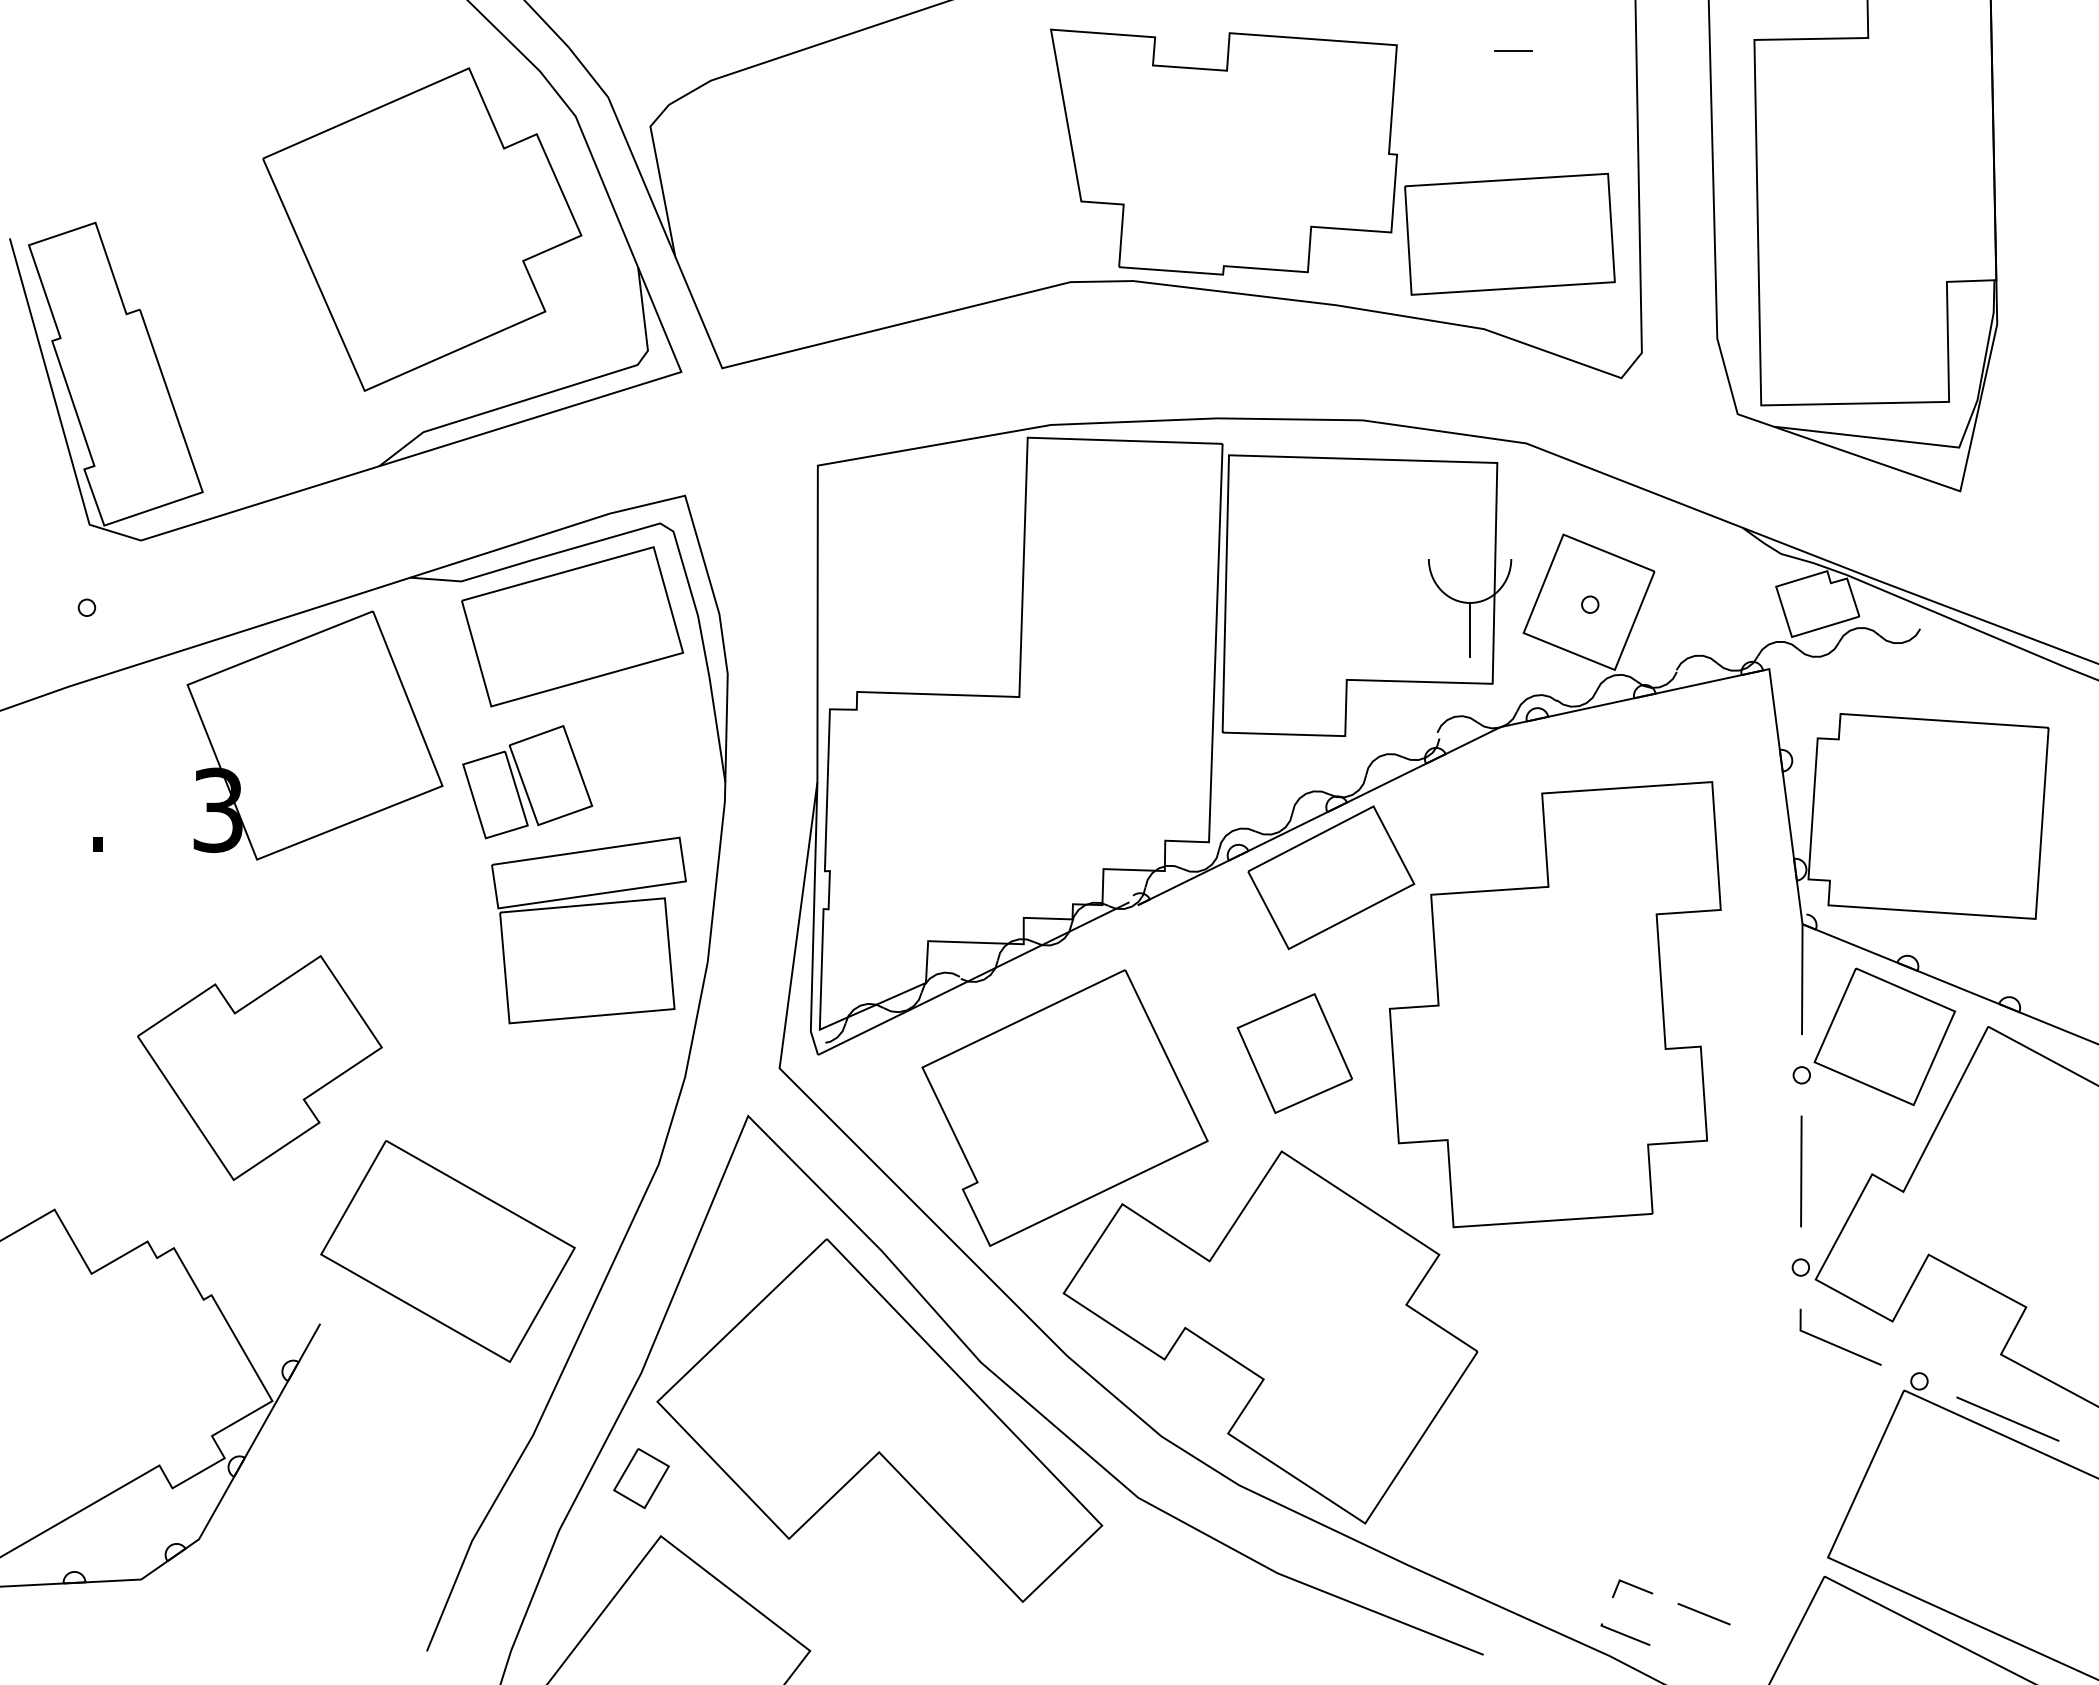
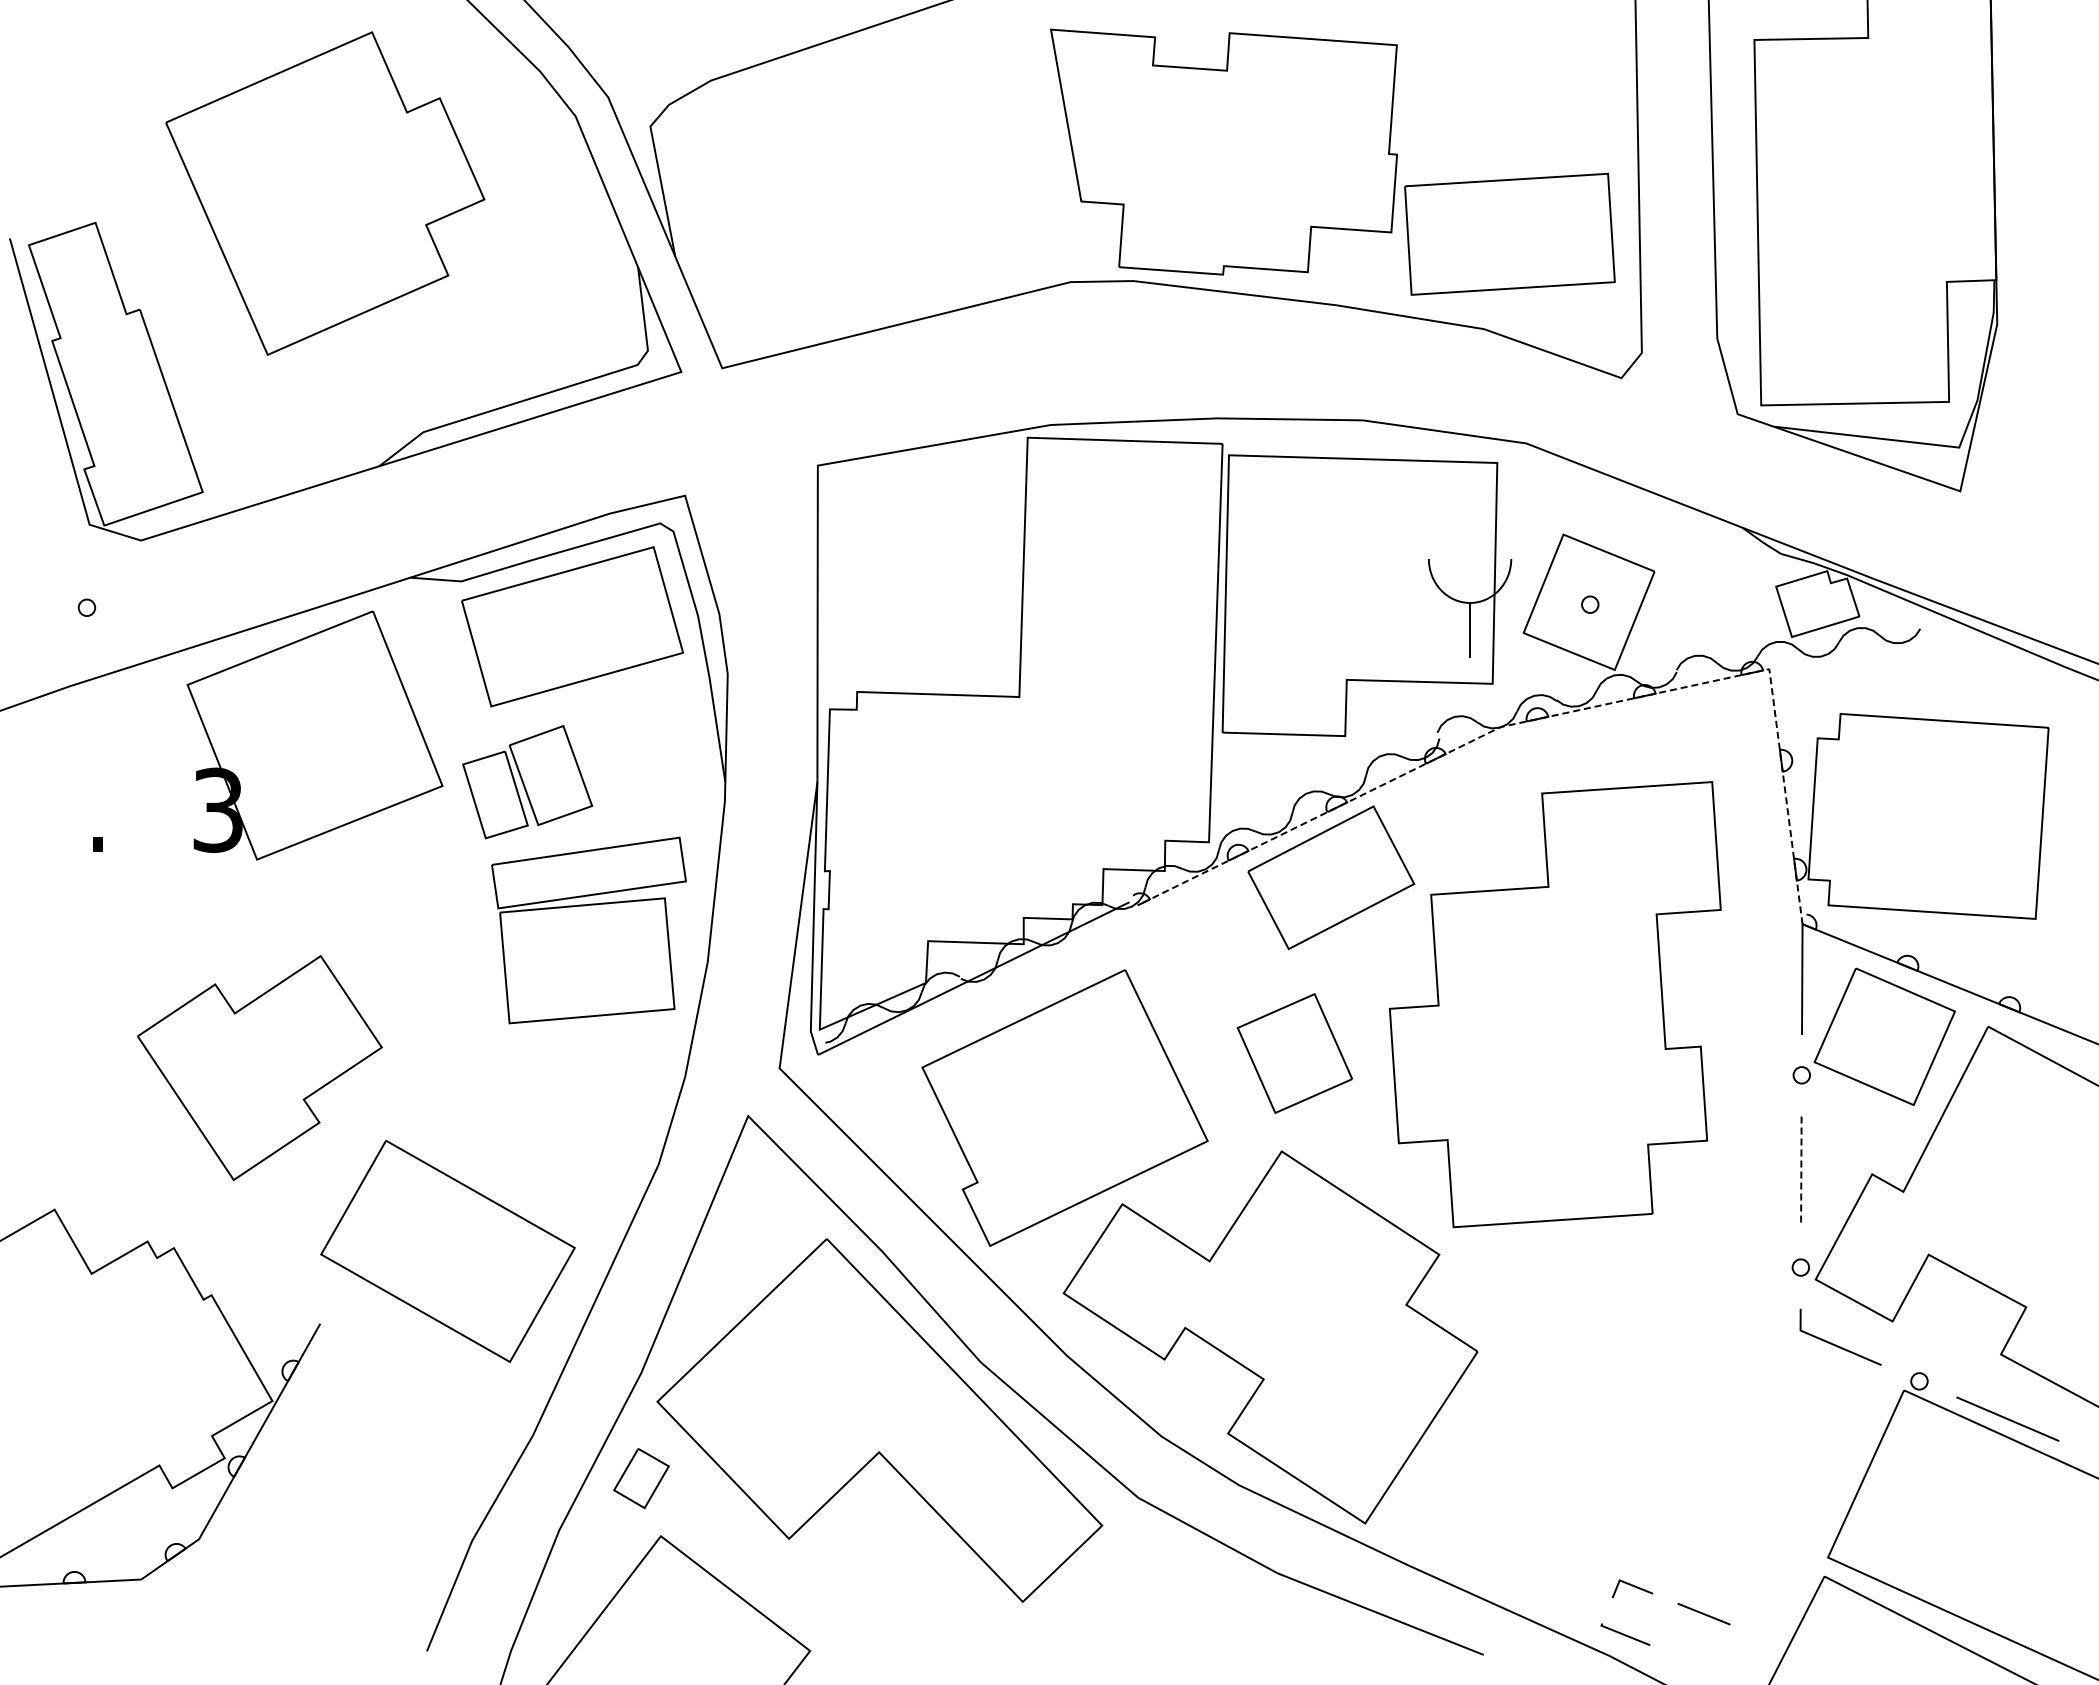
line: present -> none (1512, 50)
part position: (422, 229) -> (325, 193) (325, 193)
line: solid -> dashed (1563, 713)
line: solid -> dashed (1801, 1171)
